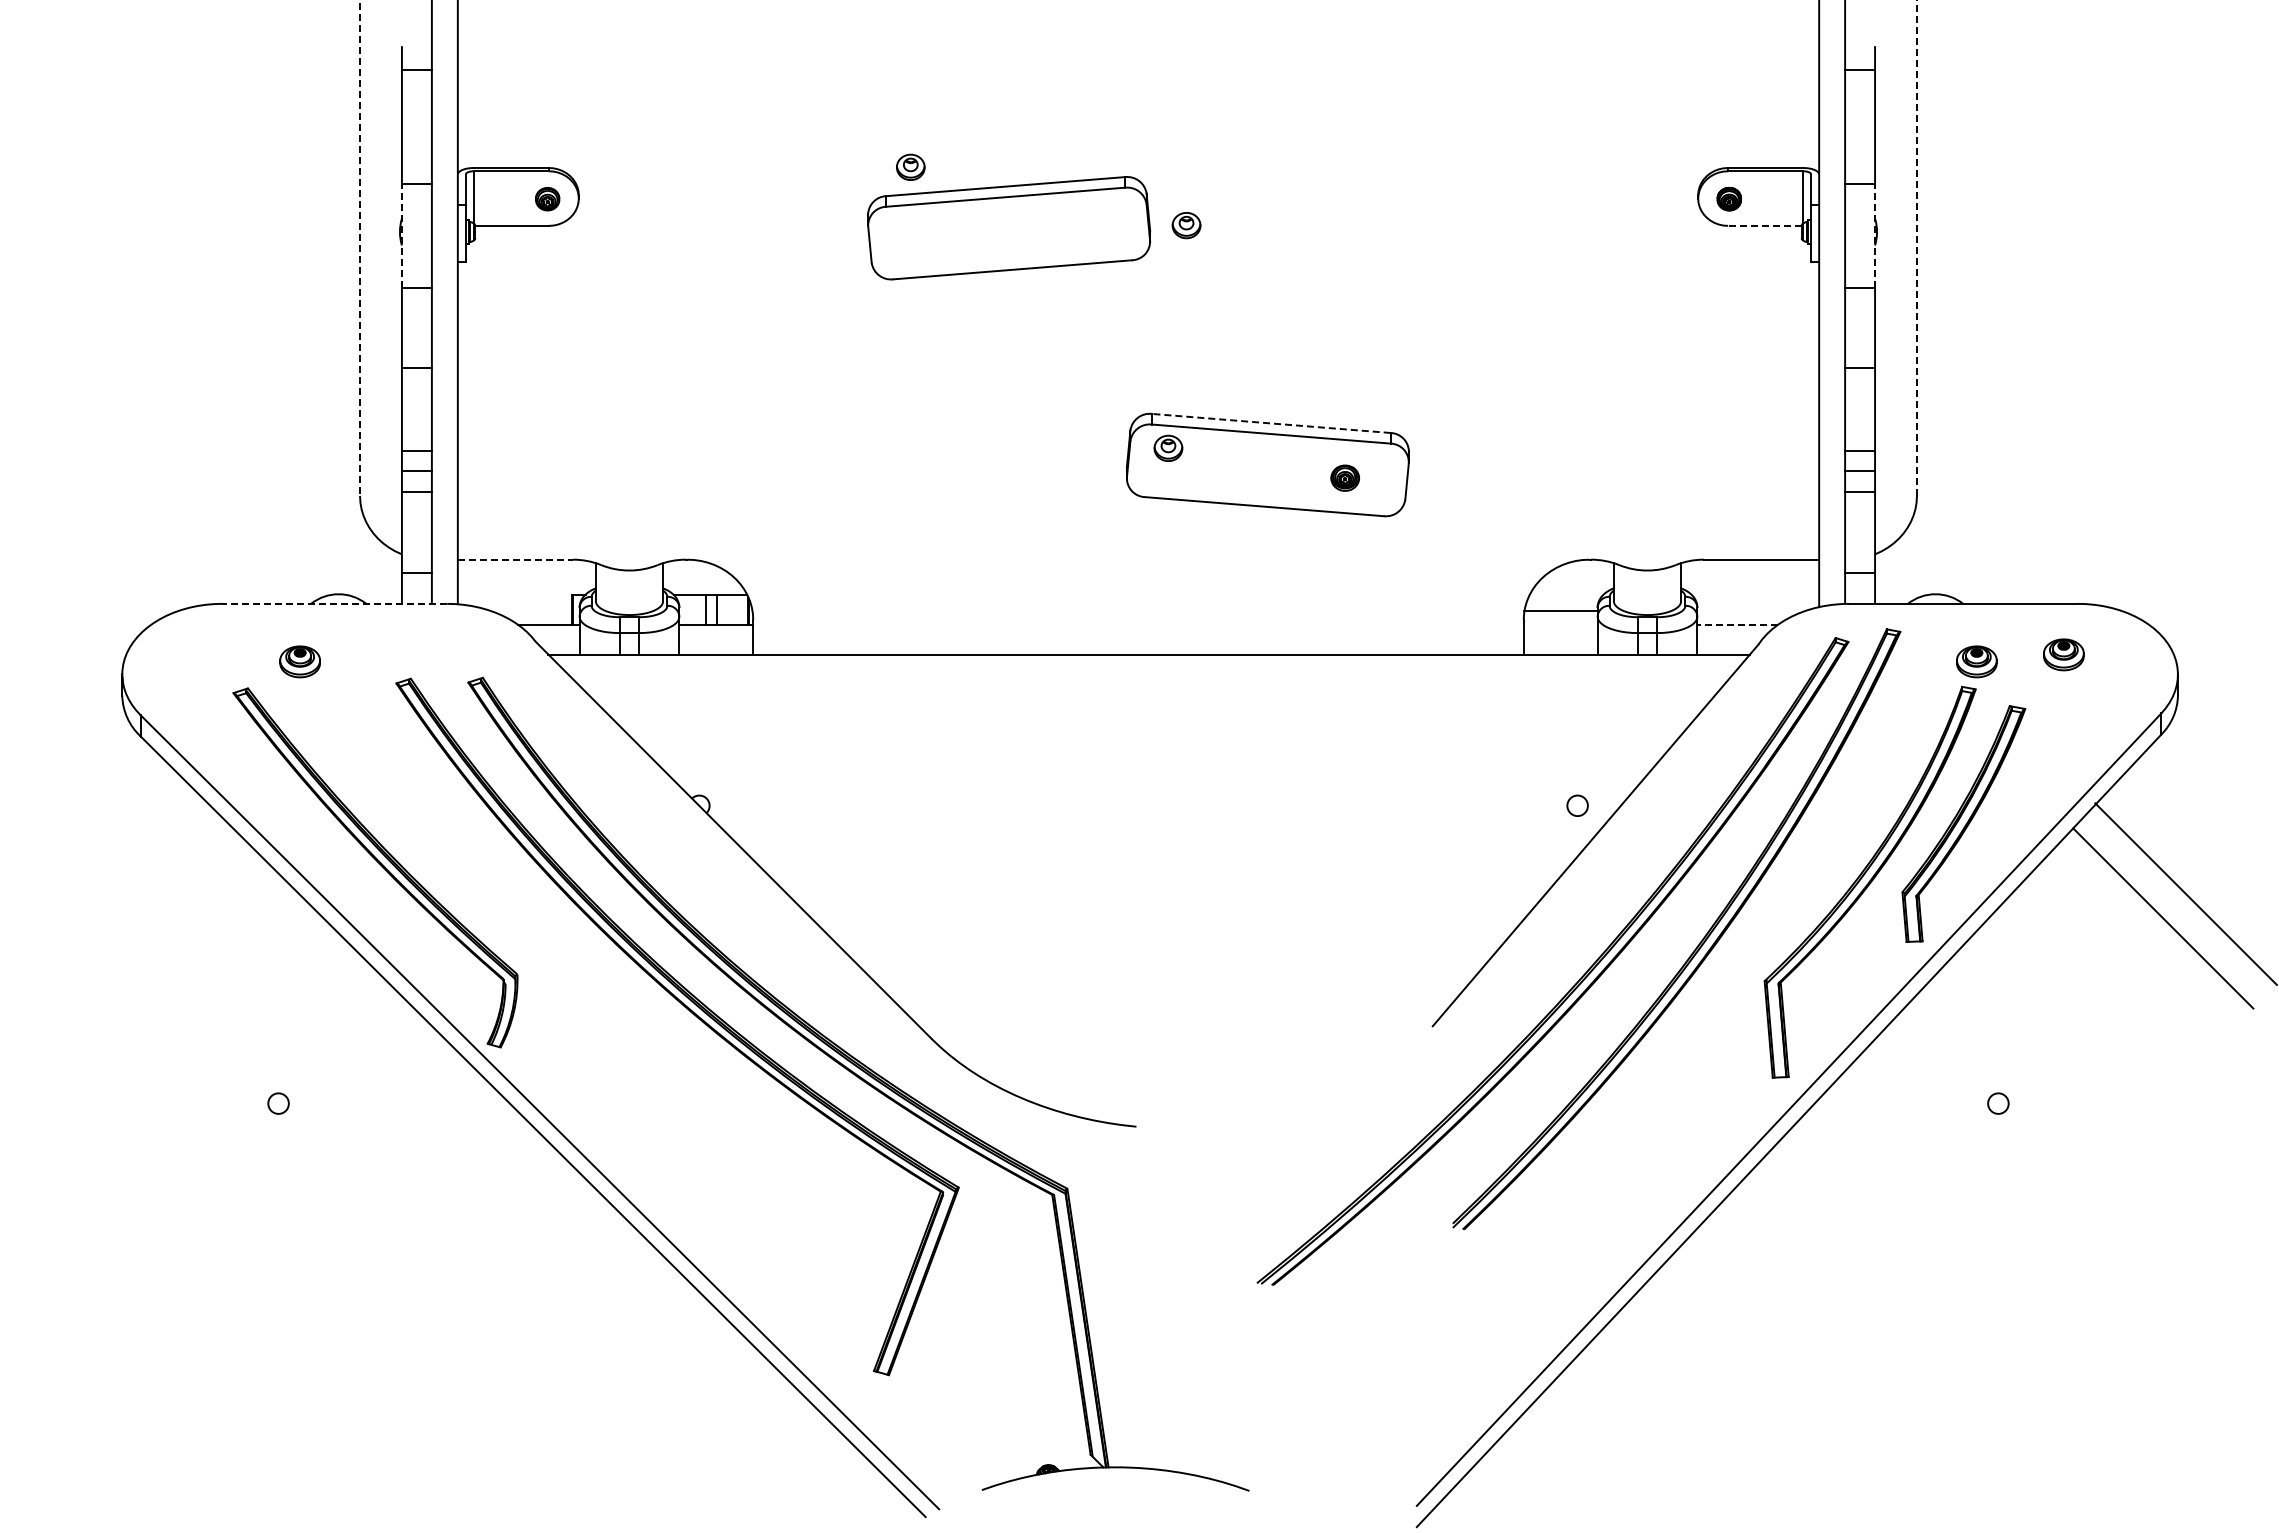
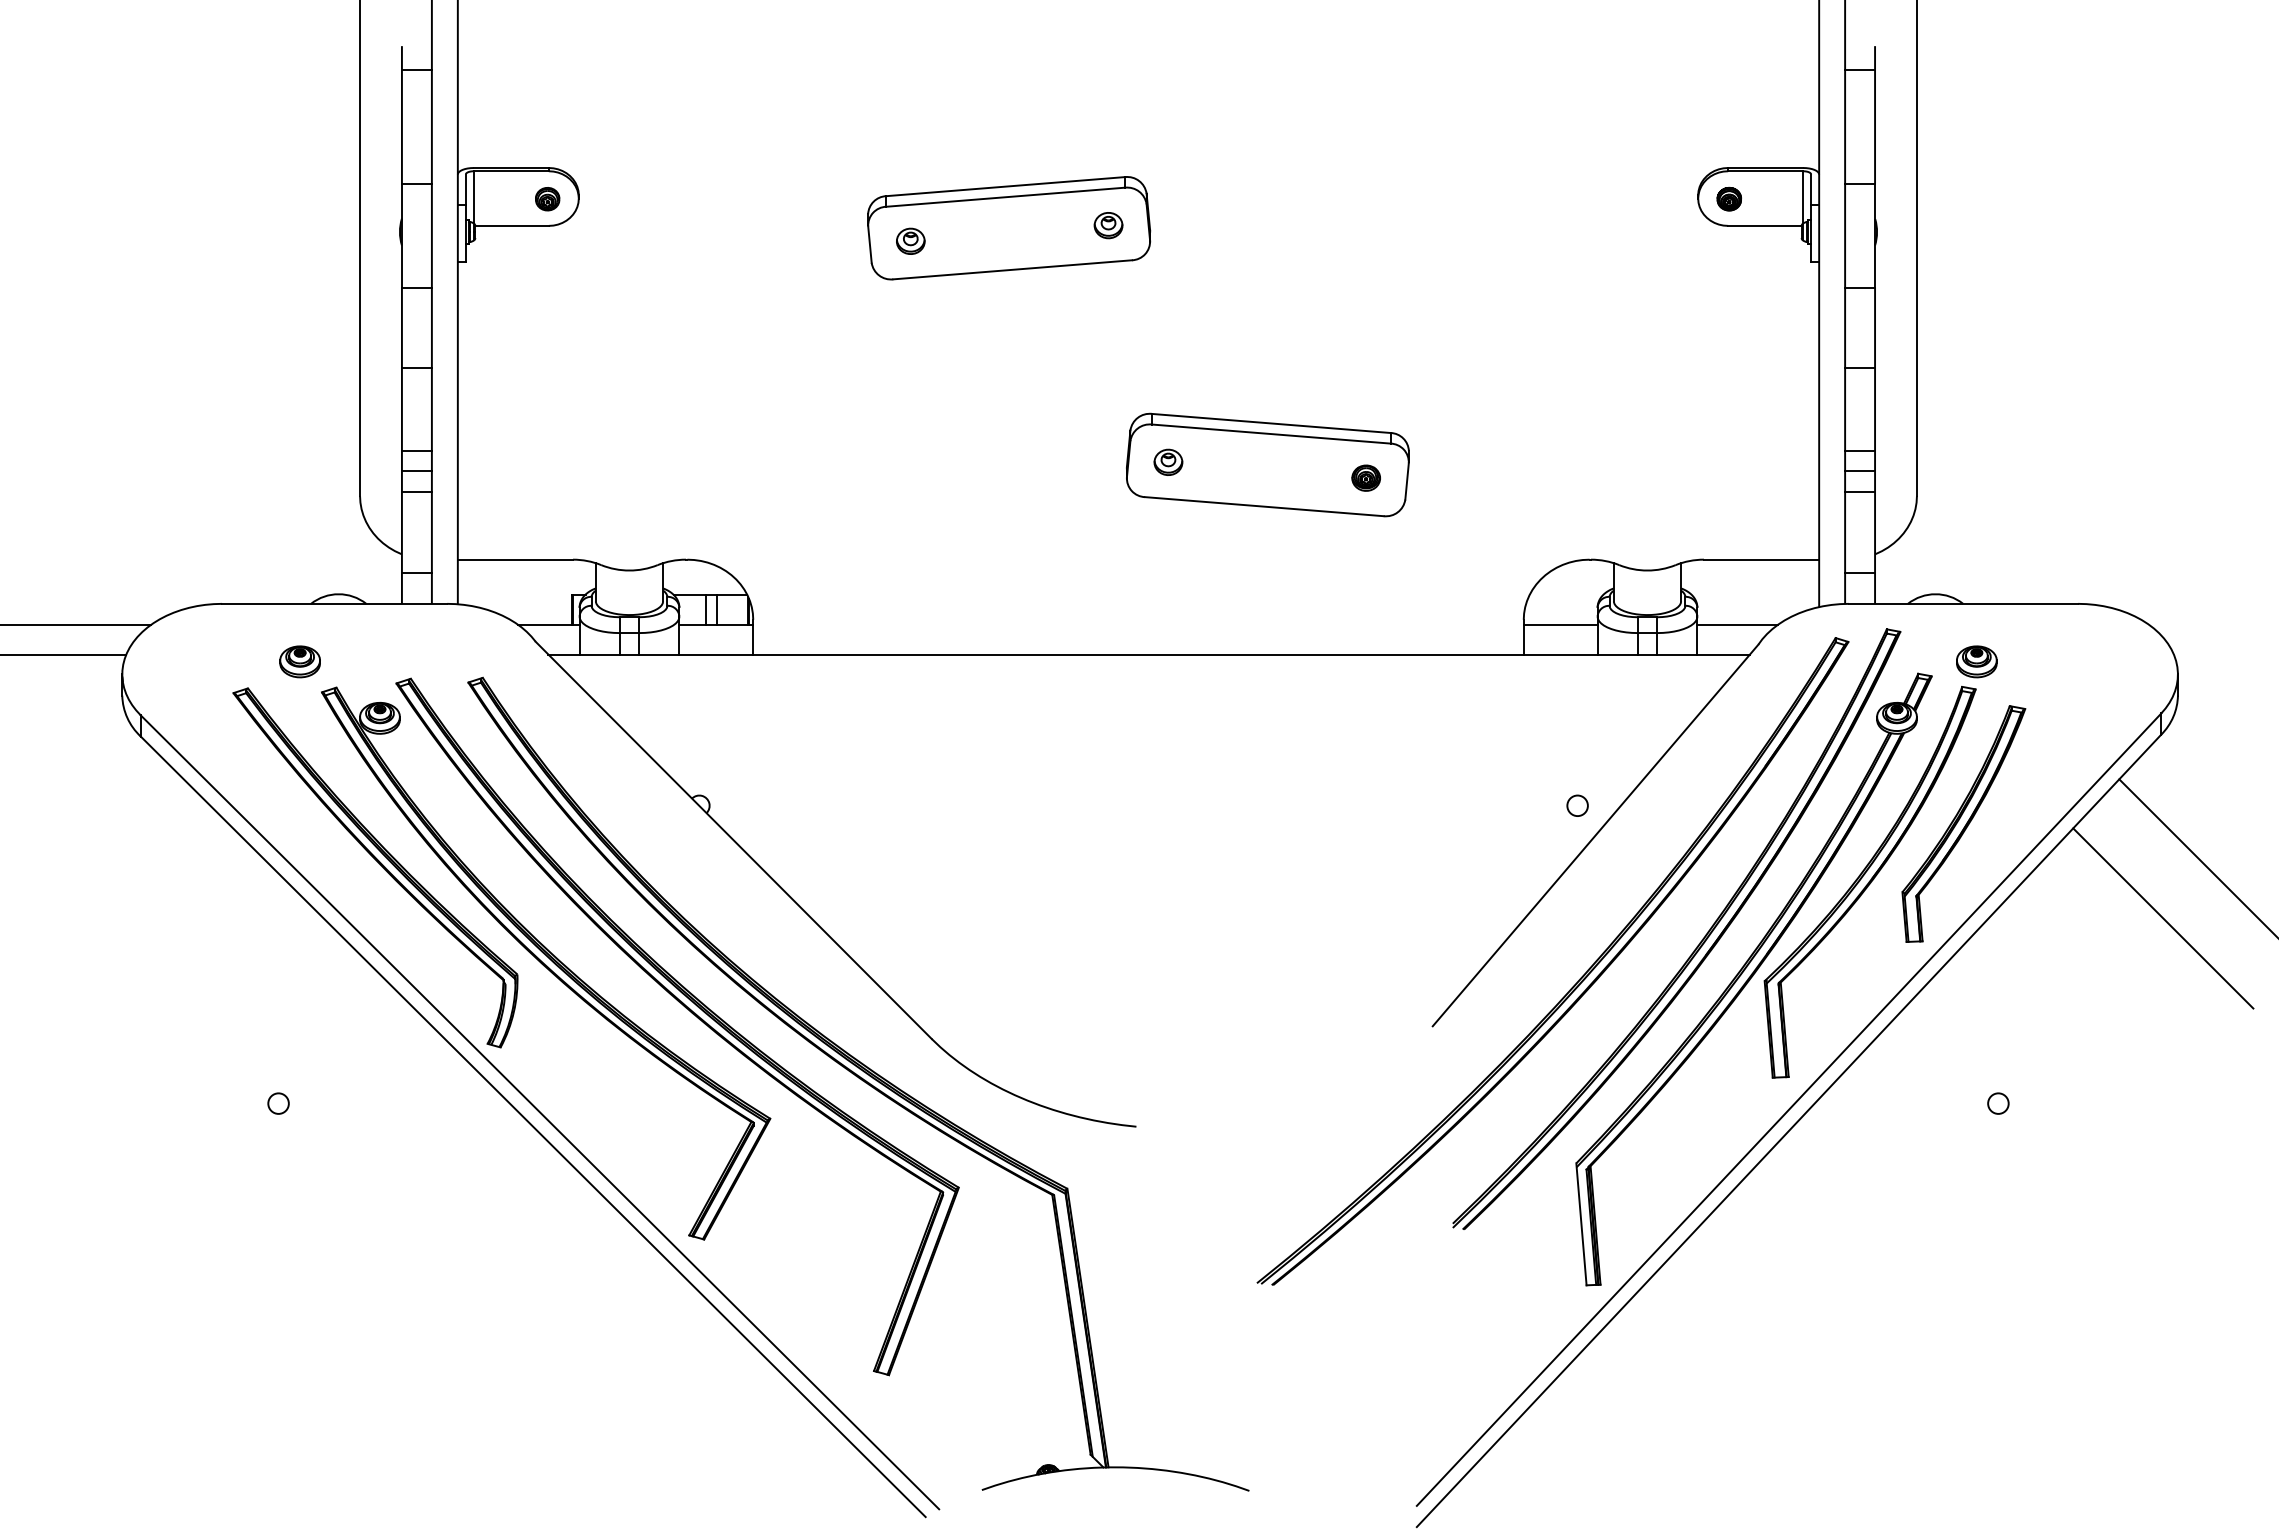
part position: (910, 166) -> (910, 240) (910, 240)
part position: (1186, 225) -> (1108, 225) (1108, 225)
line: dashed -> solid (1764, 225)
line: dashed -> solid (401, 235)
line: dashed -> solid (1875, 235)
line: dashed -> solid (360, 247)
line: dashed -> solid (1916, 247)
line: dashed -> solid (1271, 423)
part position: (1168, 447) -> (1168, 461) (1168, 461)
part position: (1344, 477) -> (1365, 477) (1365, 477)
line: dashed -> solid (515, 559)
line: dashed -> solid (334, 603)
line position: (1560, 610) -> (1560, 624) (1560, 624)
line: none -> present (76, 624)
line: dashed -> solid (1737, 624)
line: none -> present (64, 654)
part: present -> none (2063, 654)
line position: (2185, 893) -> (2197, 857) (2197, 857)
part: none -> present (546, 963)
part: none -> present (1753, 979)
